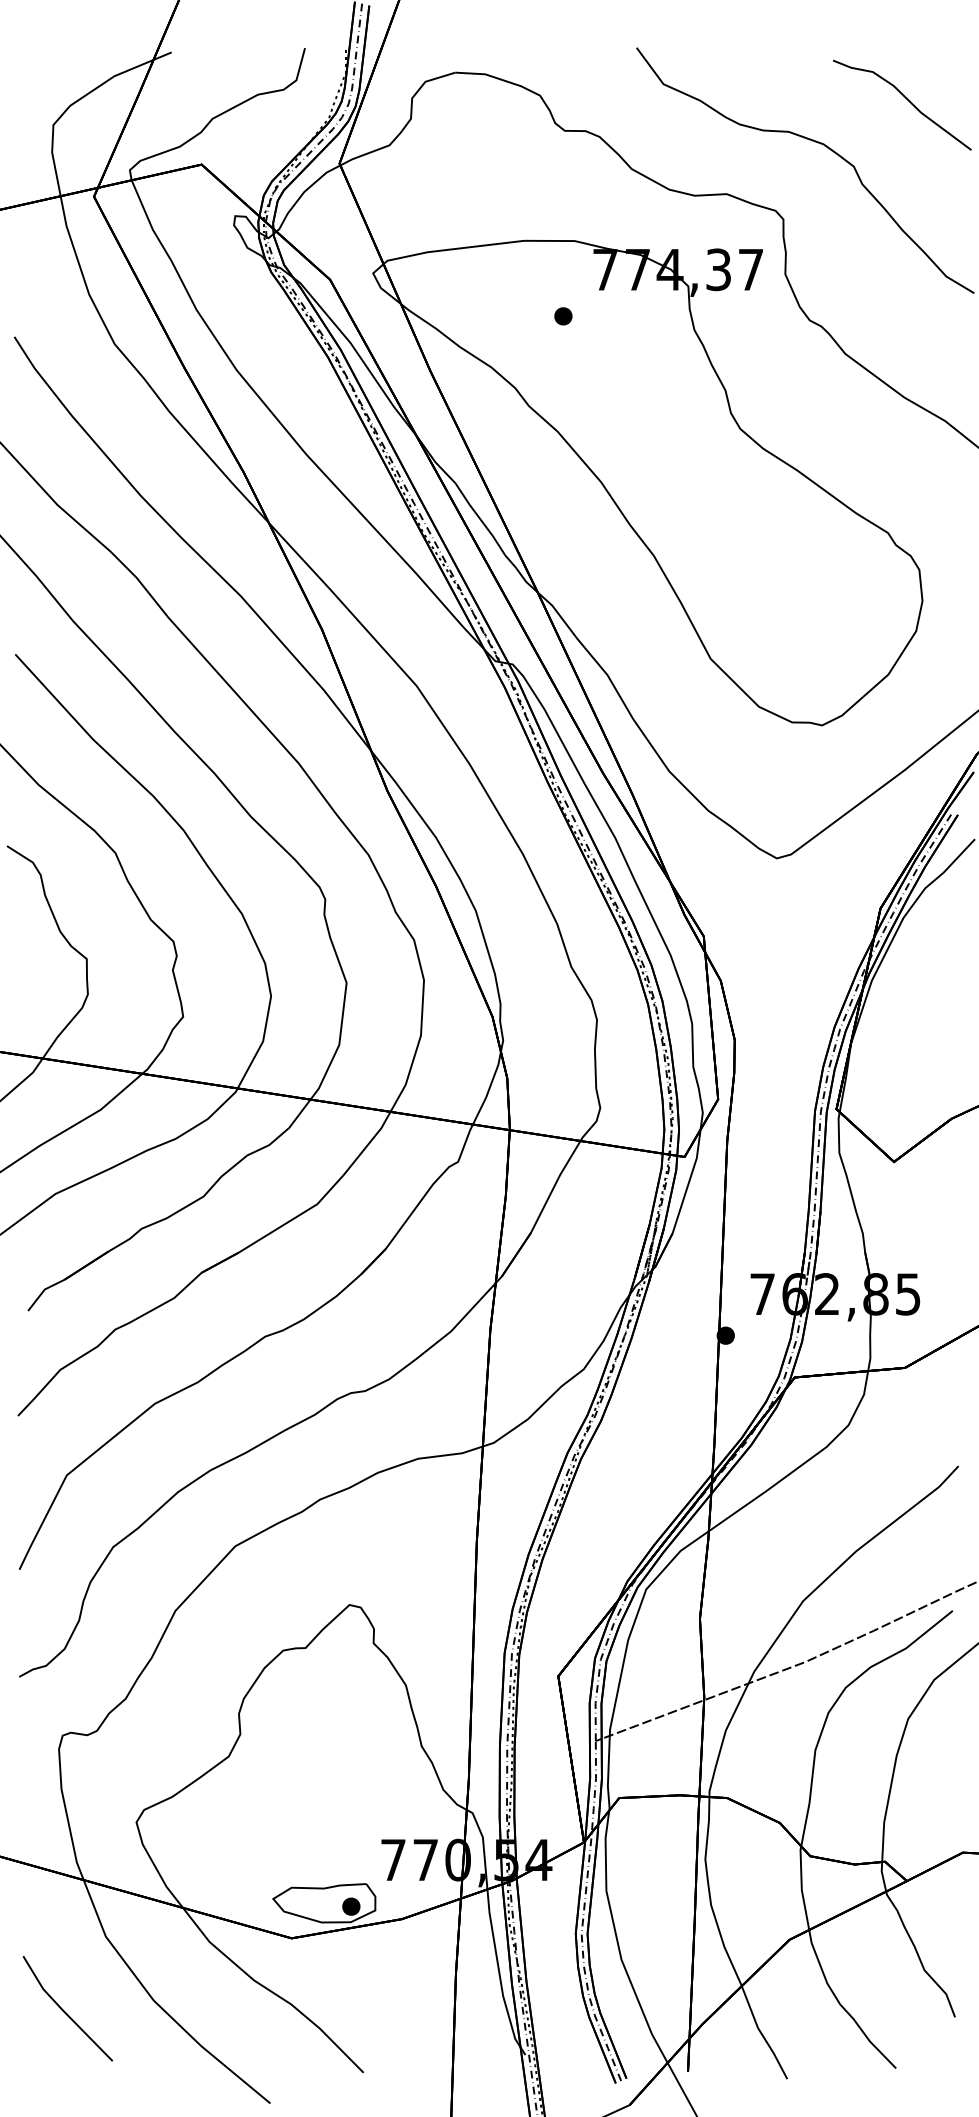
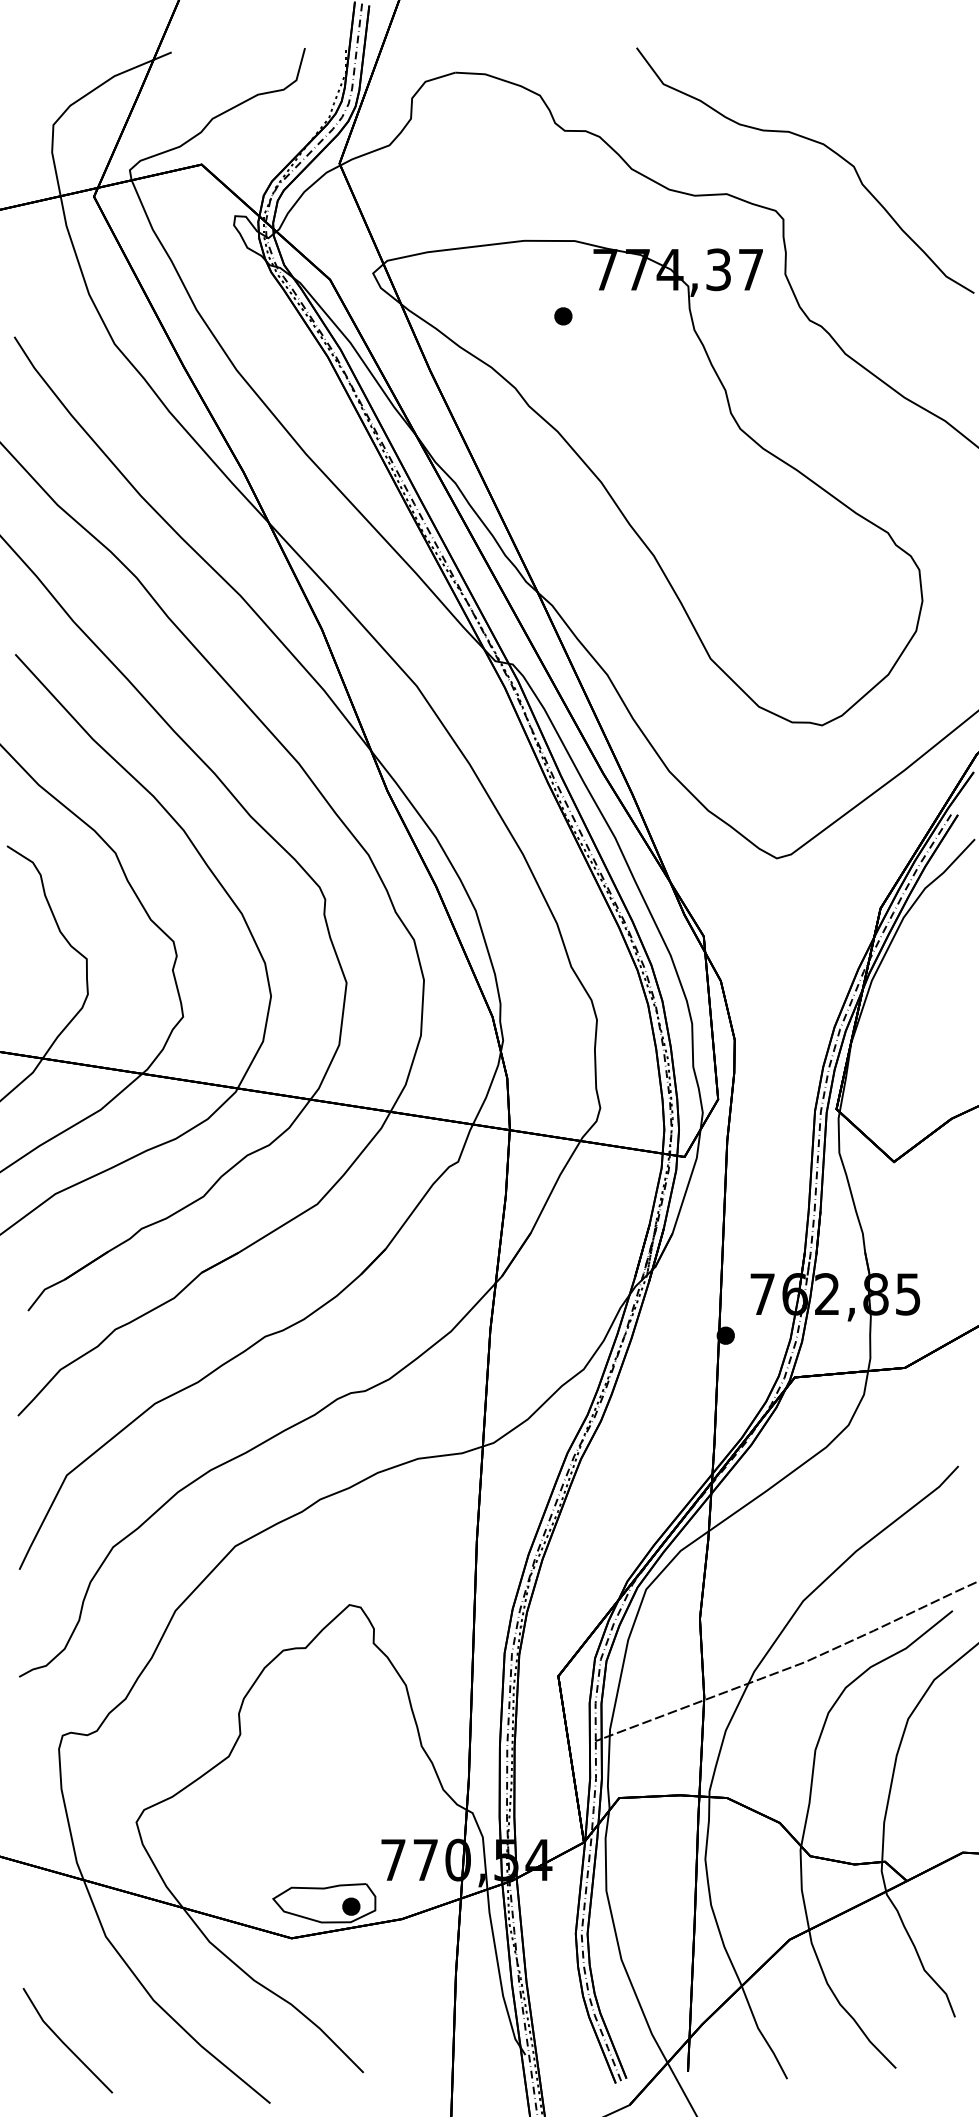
curve: present -> none (906, 99)
line position: (64, 2010) -> (64, 2042) (64, 2042)
